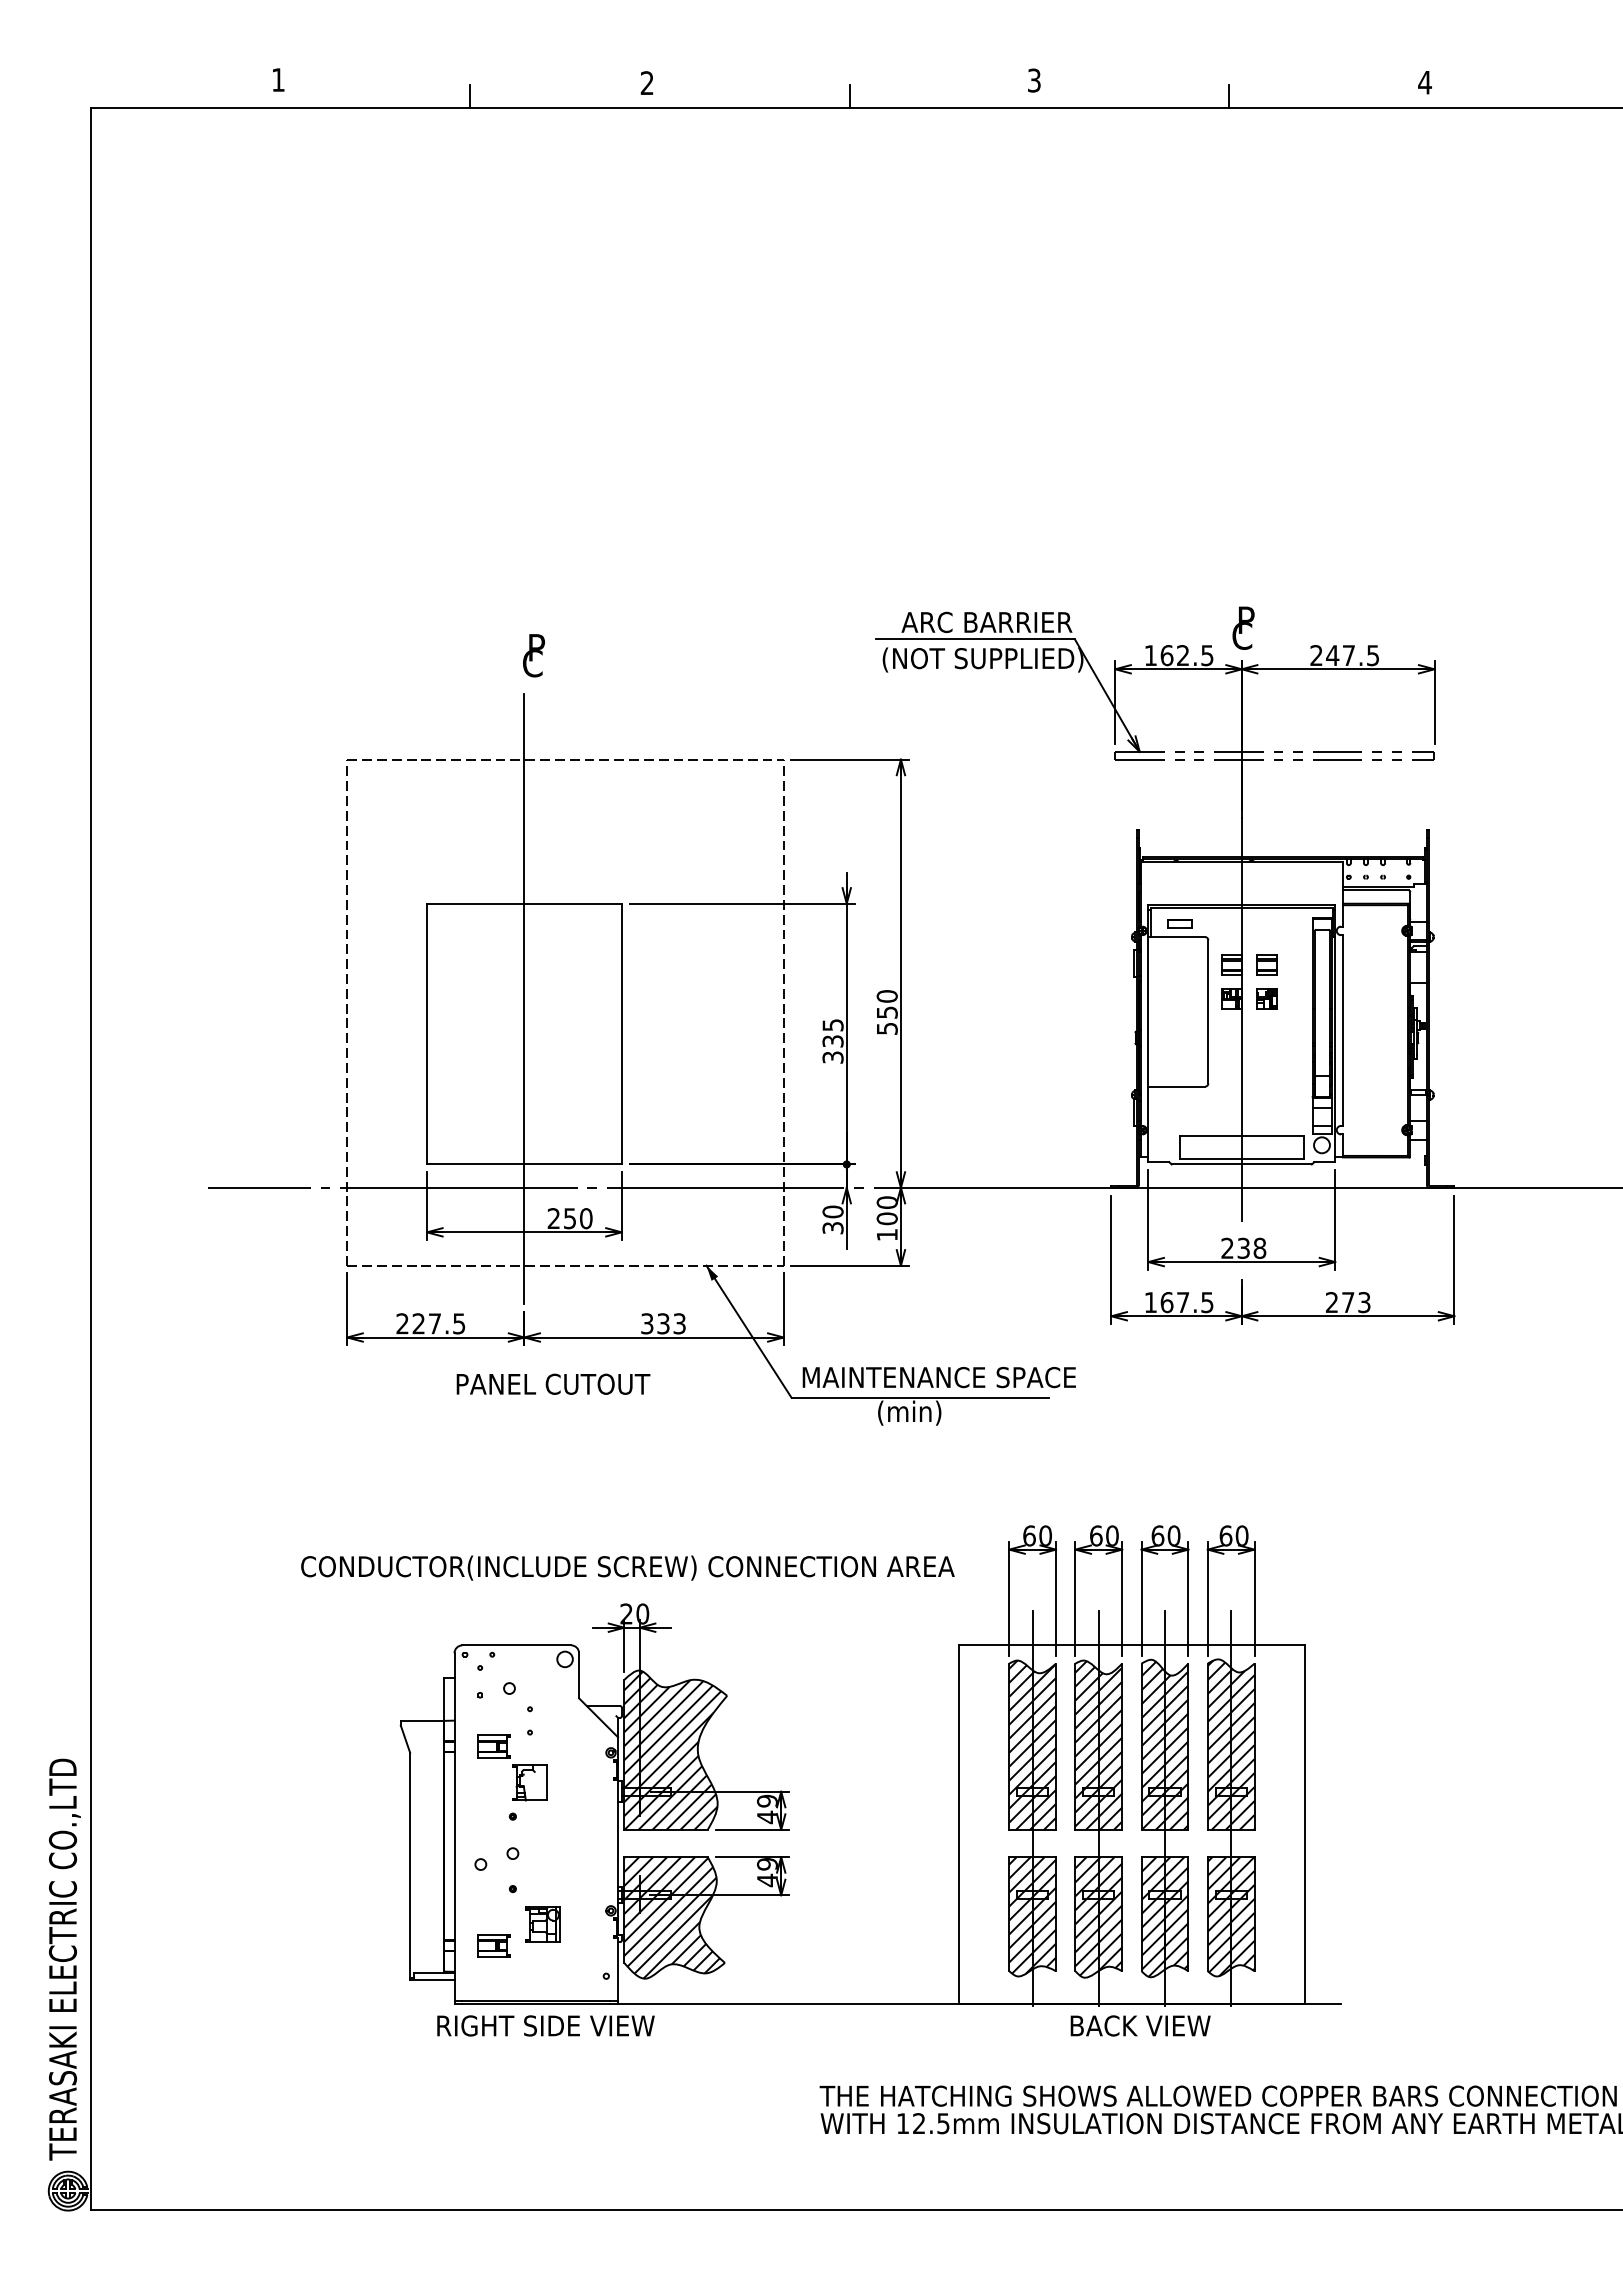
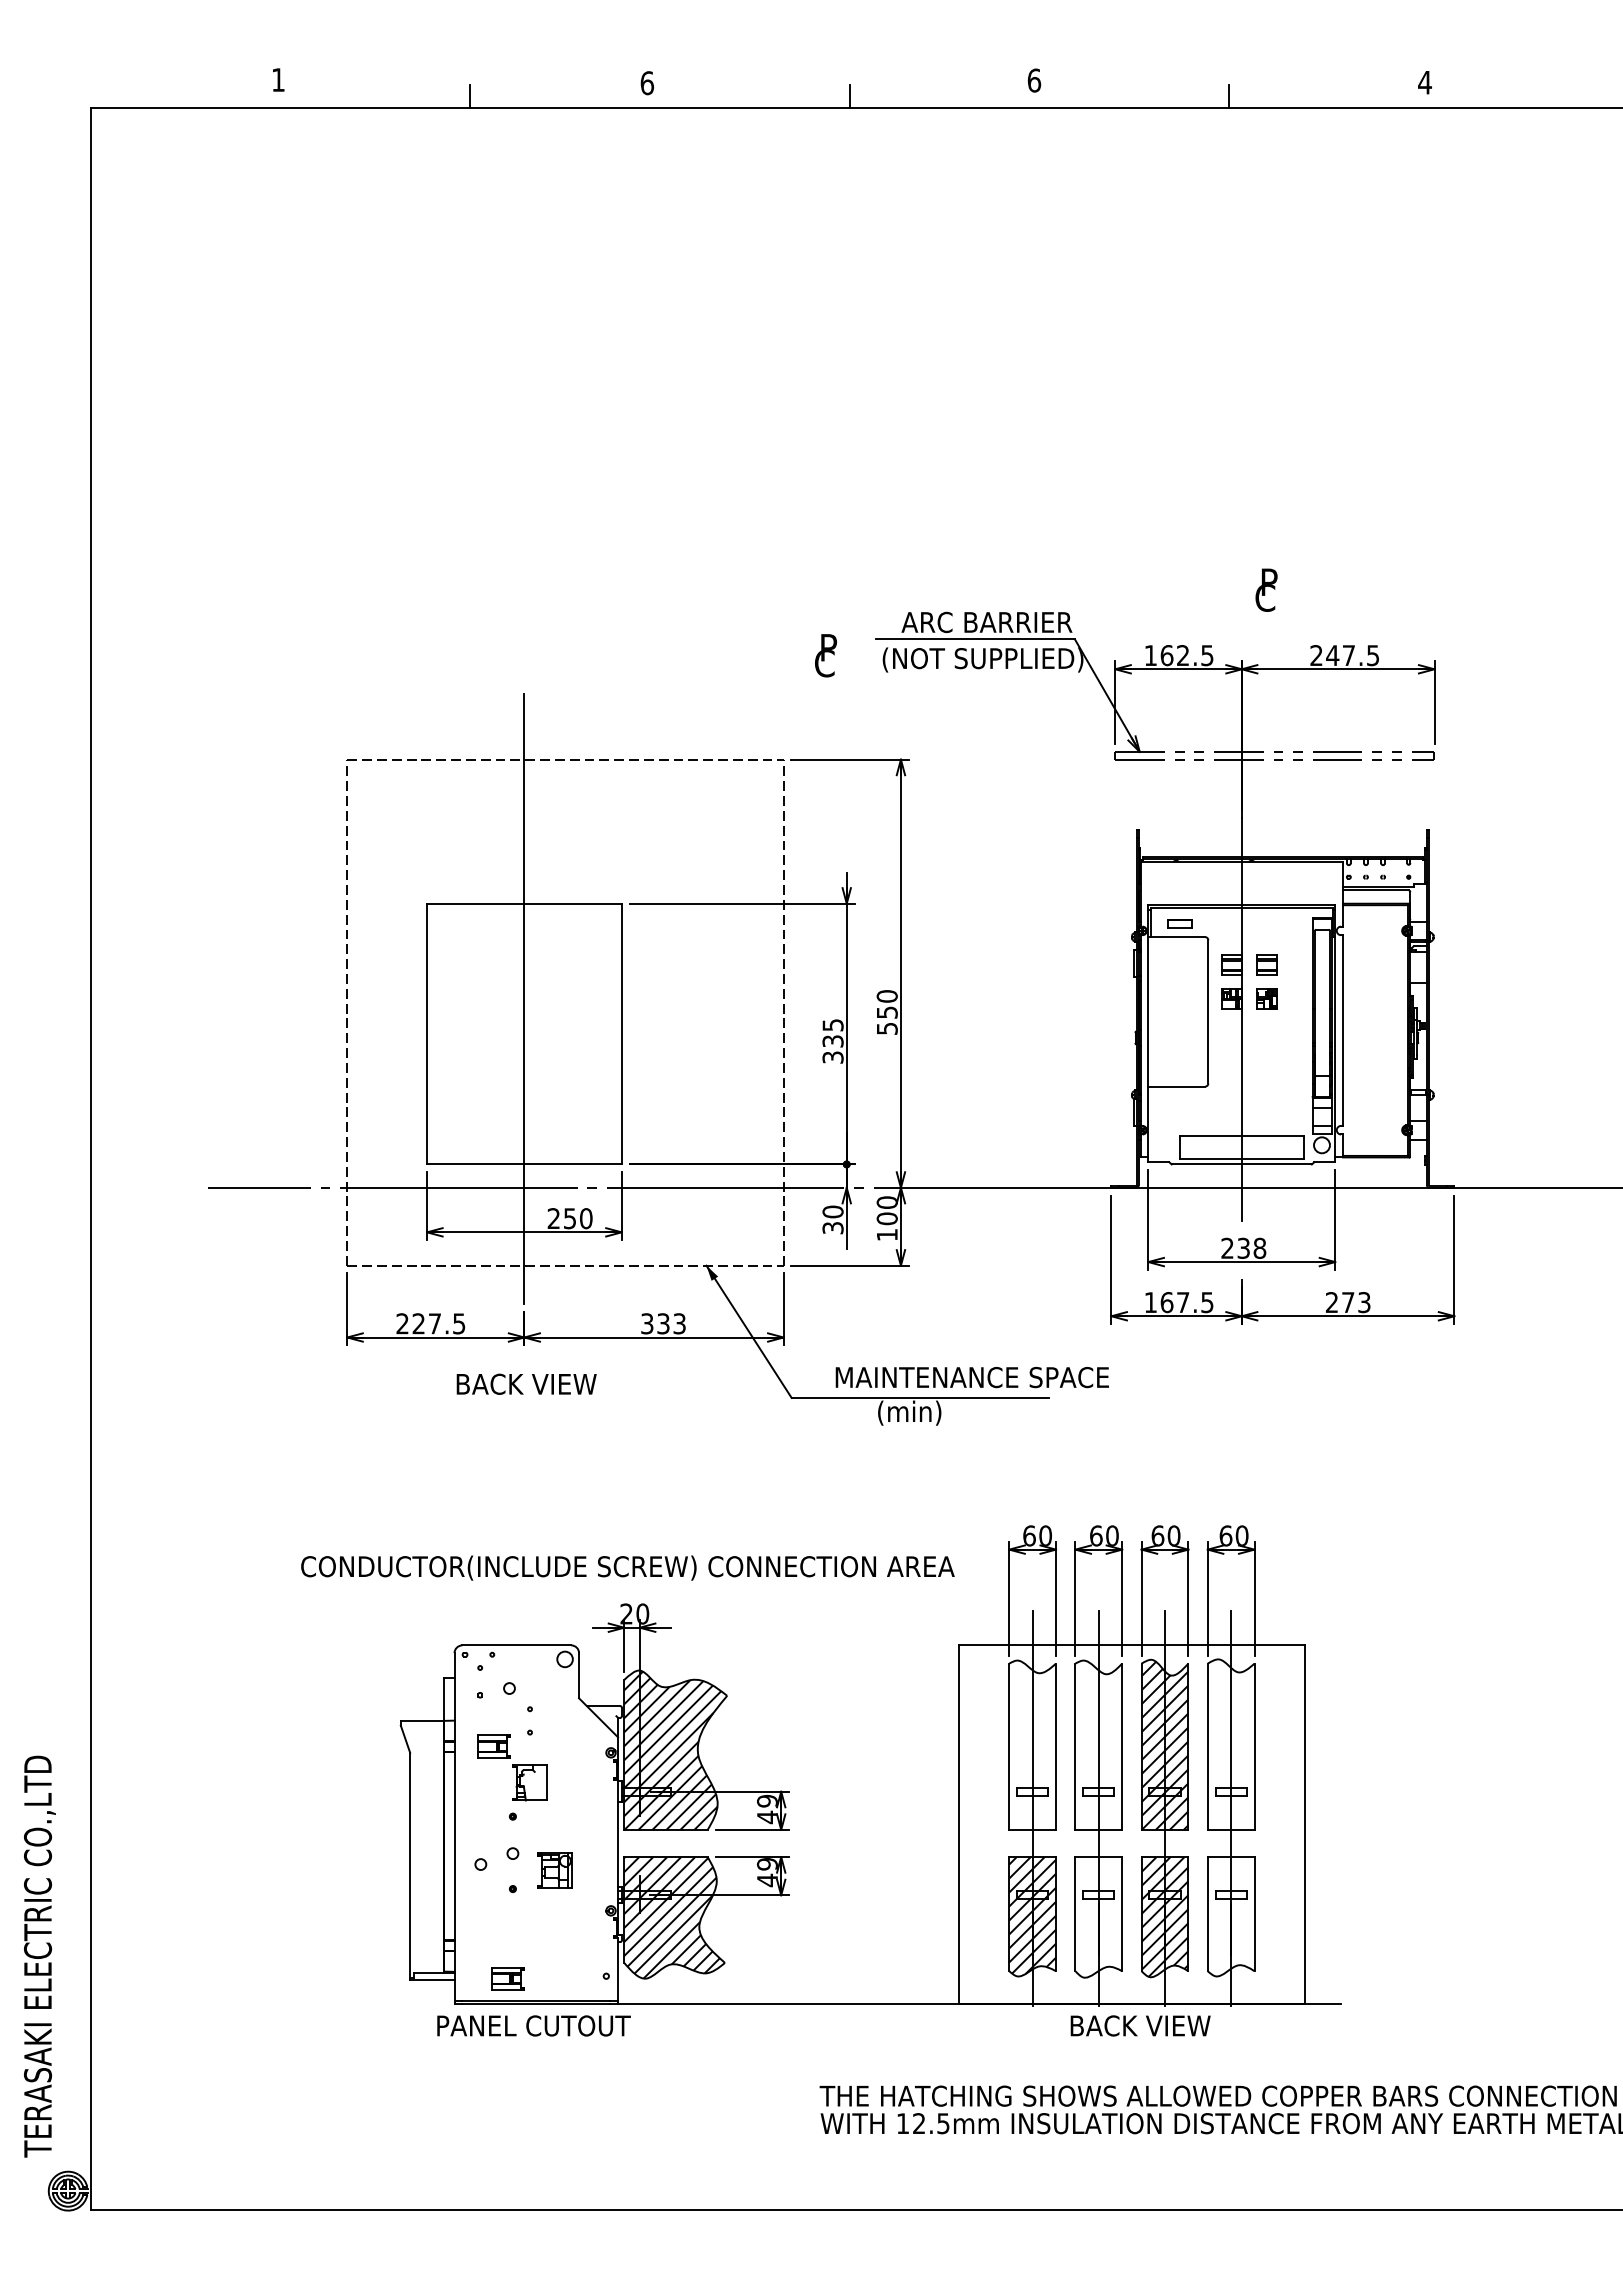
text: 3 -> 6 (1034, 80)
text: 2 -> 6 (647, 83)
text position: (1243, 627) -> (1266, 589) (1266, 589)
text position: (533, 655) -> (825, 655) (825, 655)
text position: (938, 1377) -> (971, 1377) (971, 1377)
text: PANEL CUTOUT -> BACK VIEW (554, 1383)
hatch: present -> none (1032, 1744)
hatch: present -> none (1230, 1744)
hatch: present -> none (1098, 1745)
hatch: present -> none (1098, 1916)
hatch: present -> none (1230, 1916)
part position: (542, 1924) -> (554, 1870) (554, 1870)
part position: (493, 1945) -> (507, 1978) (507, 1978)
text position: (64, 1959) -> (39, 1956) (39, 1956)
text: RIGHT SIDE VIEW -> PANEL CUTOUT (547, 2025)
